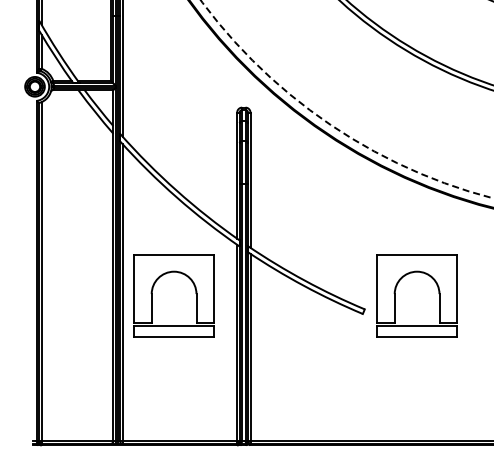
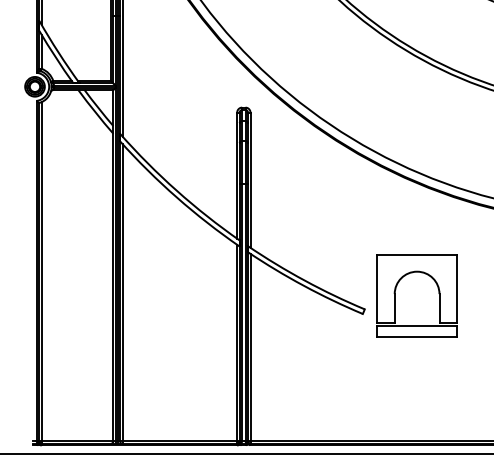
circle: dashed -> solid (346, 99)
part: present -> none (153, 289)
line: none -> present (246, 453)
